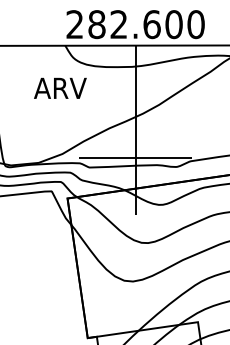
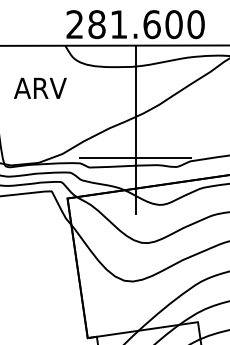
text: 282.600 -> 281.600 (118, 24)
text position: (60, 87) -> (40, 87) (40, 87)
